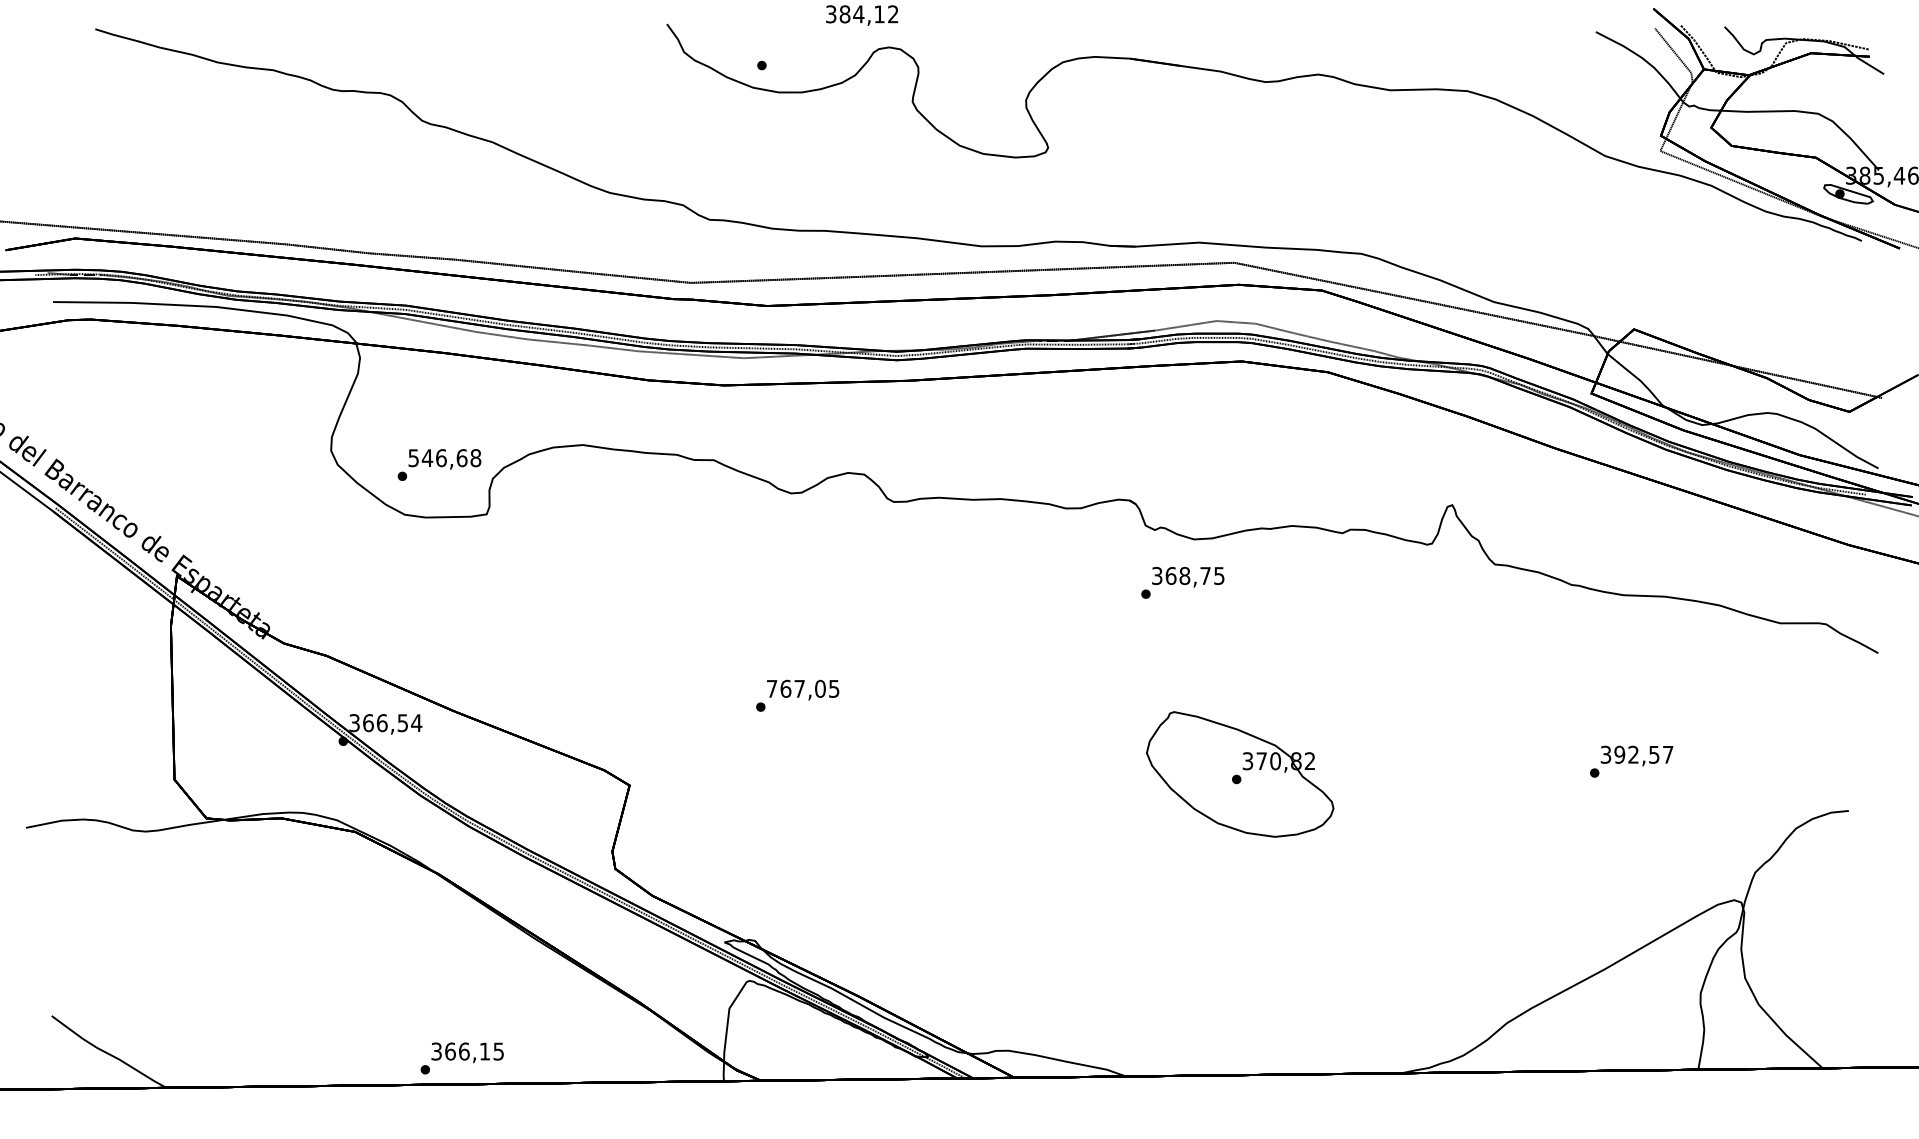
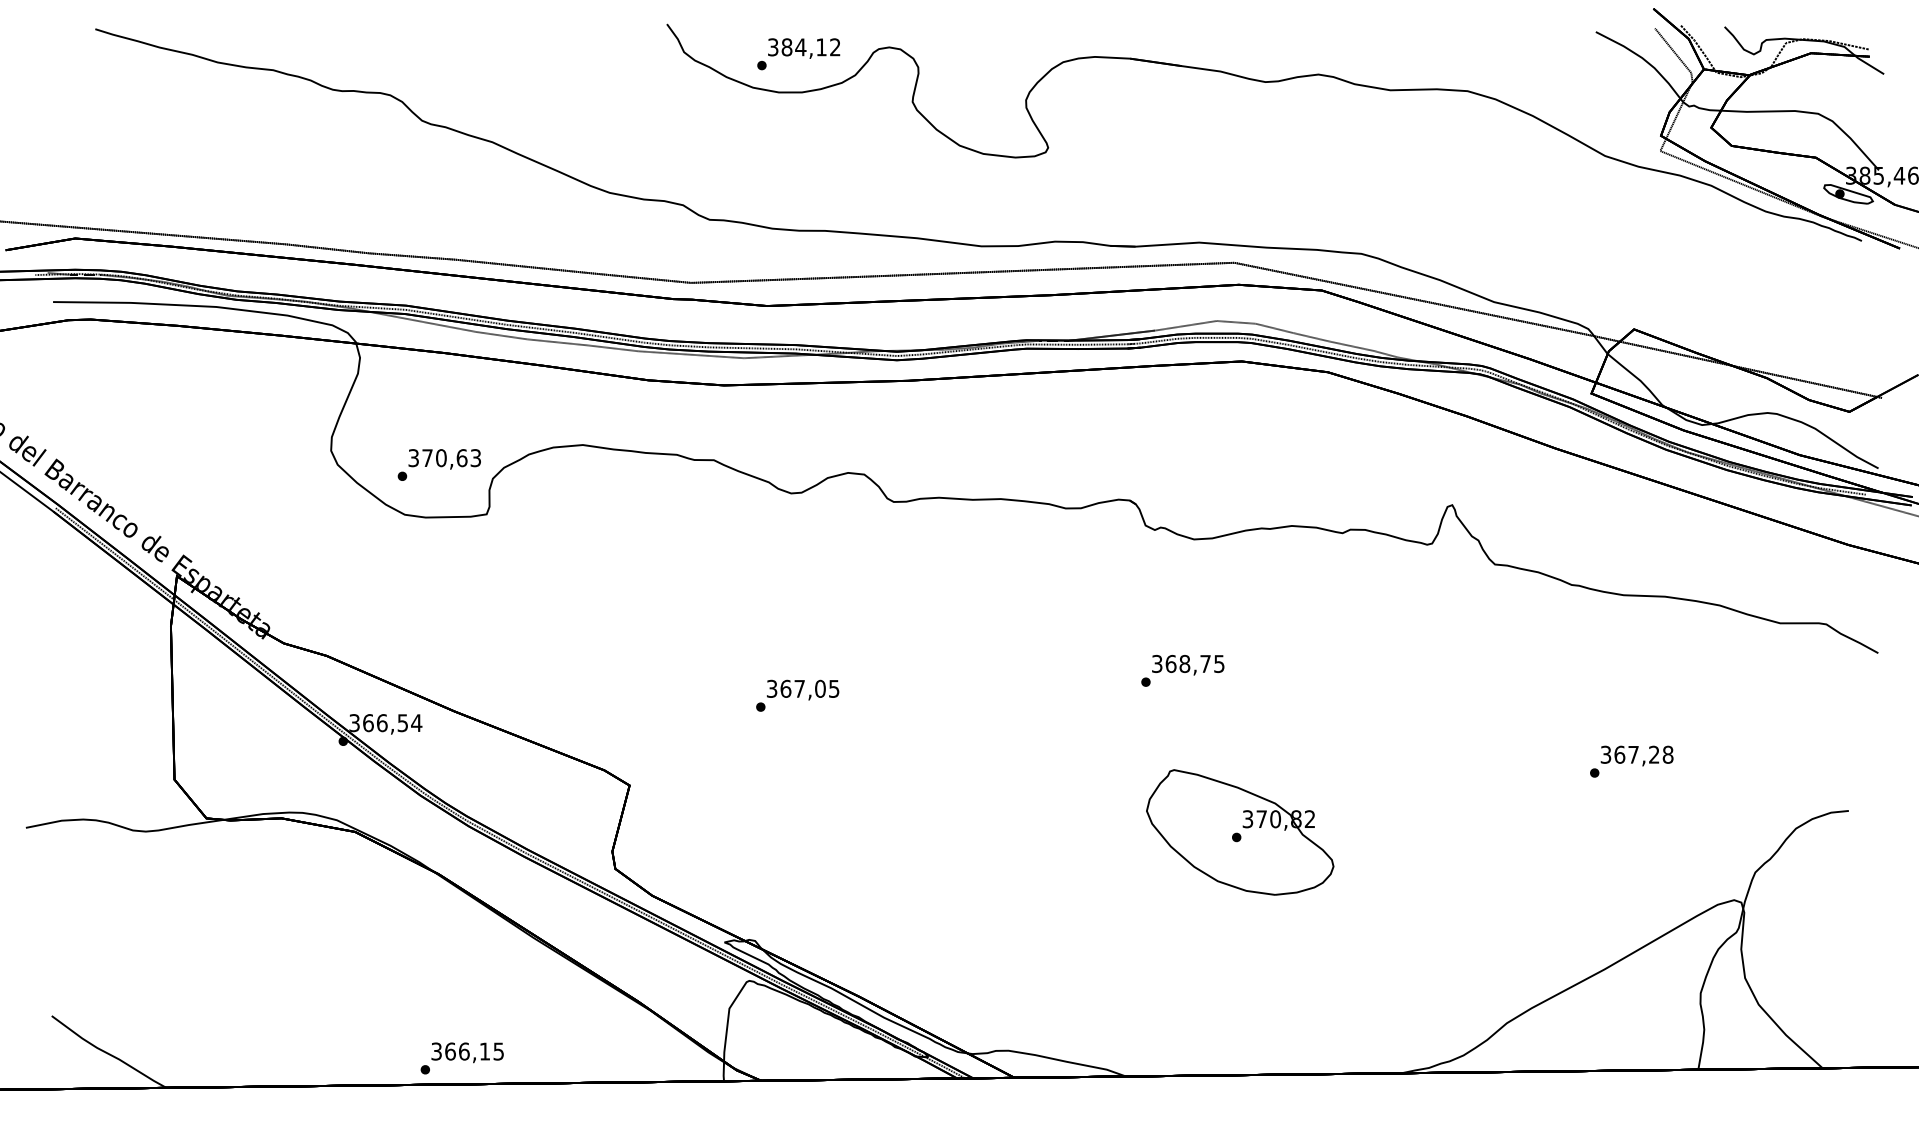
text position: (862, 15) -> (804, 48) (804, 48)
text: 546,68 -> 370,63 (445, 458)
text position: (1182, 582) -> (1182, 670) (1182, 670)
text: 767,05 -> 367,05 (771, 688)
text: 392,57 -> 367,28 (1643, 754)
part position: (1240, 774) -> (1240, 832) (1240, 832)
